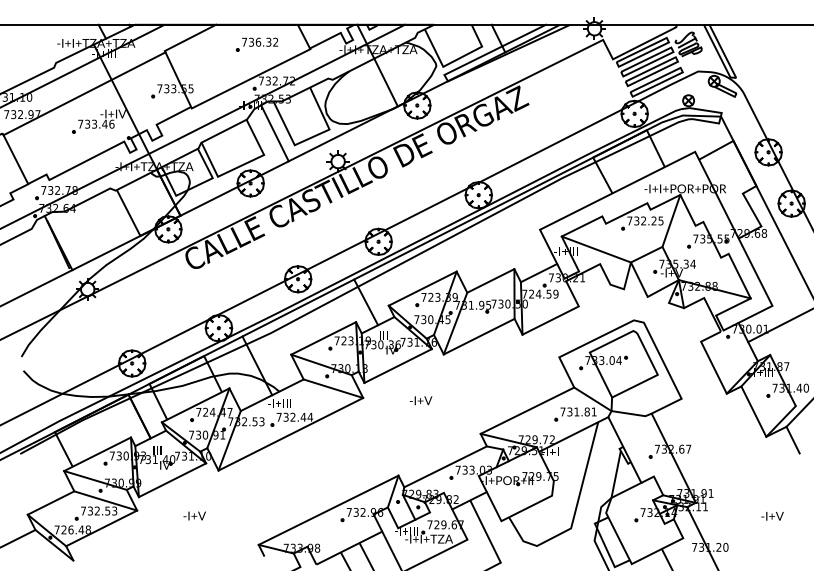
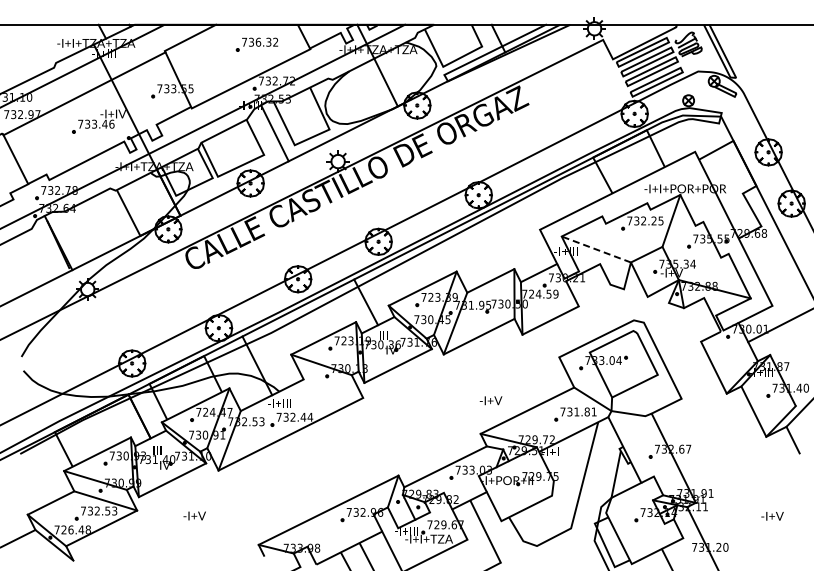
line: solid -> dashed (596, 249)
line: present -> none (333, 388)
text position: (420, 400) -> (490, 400) (490, 400)
